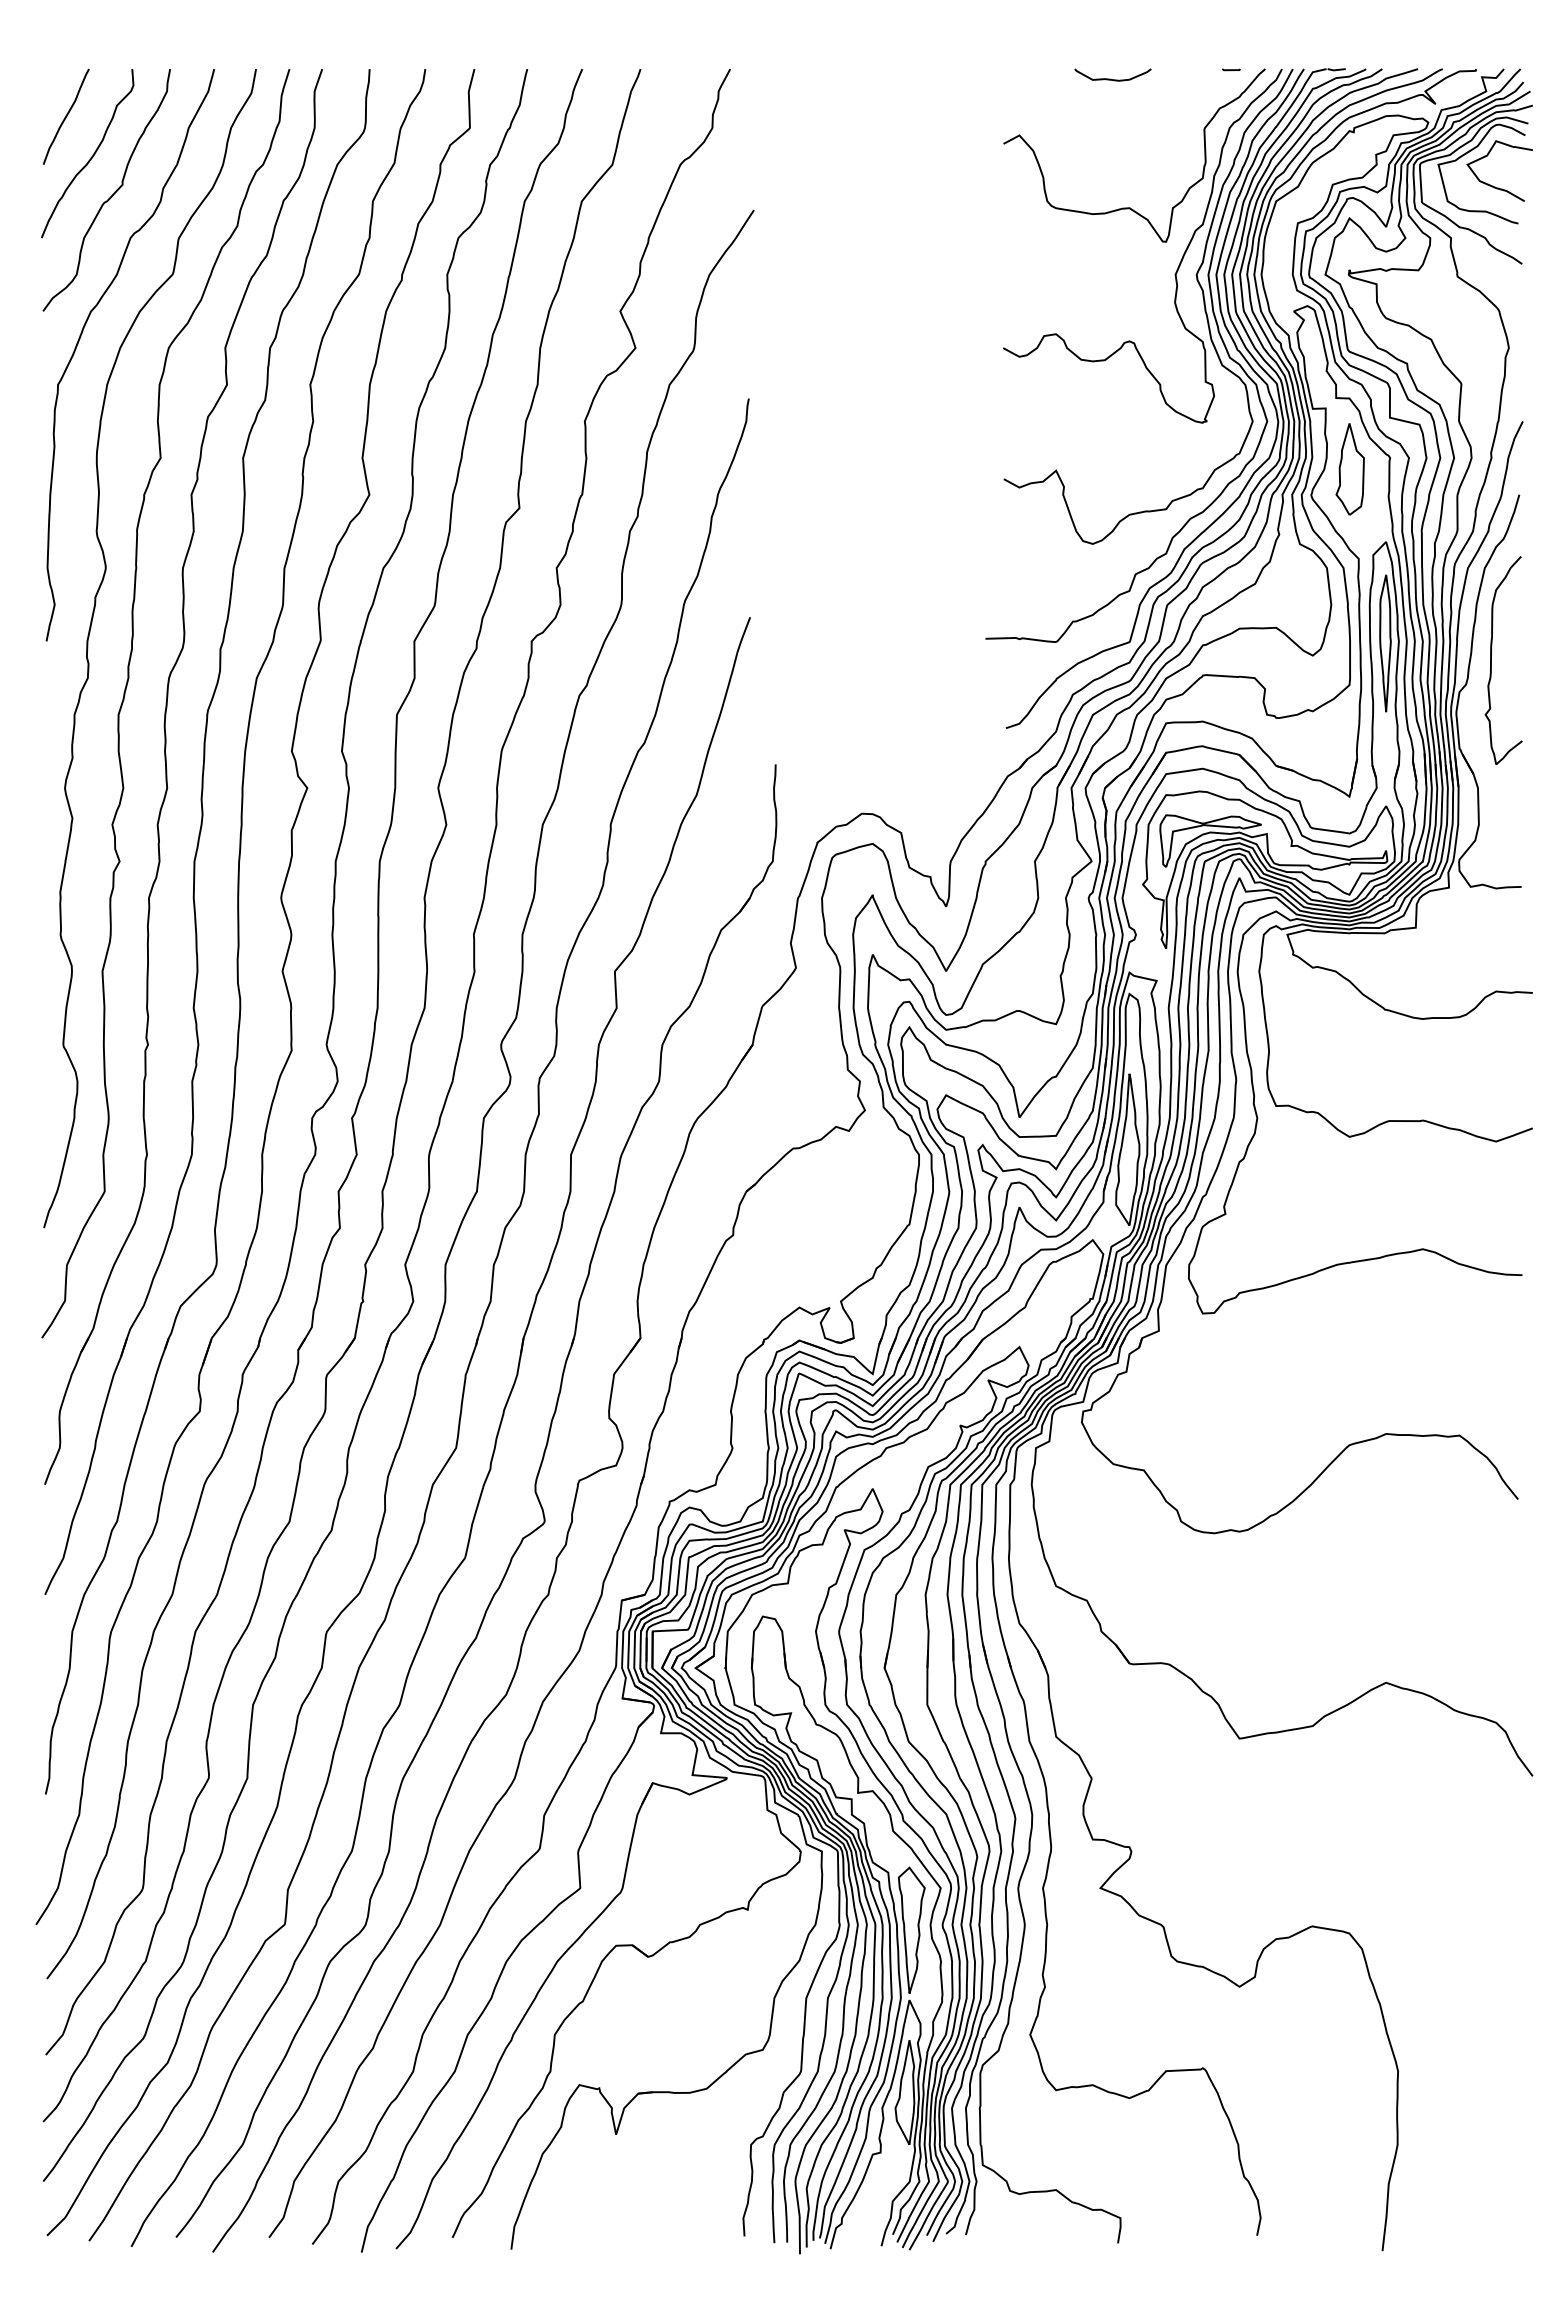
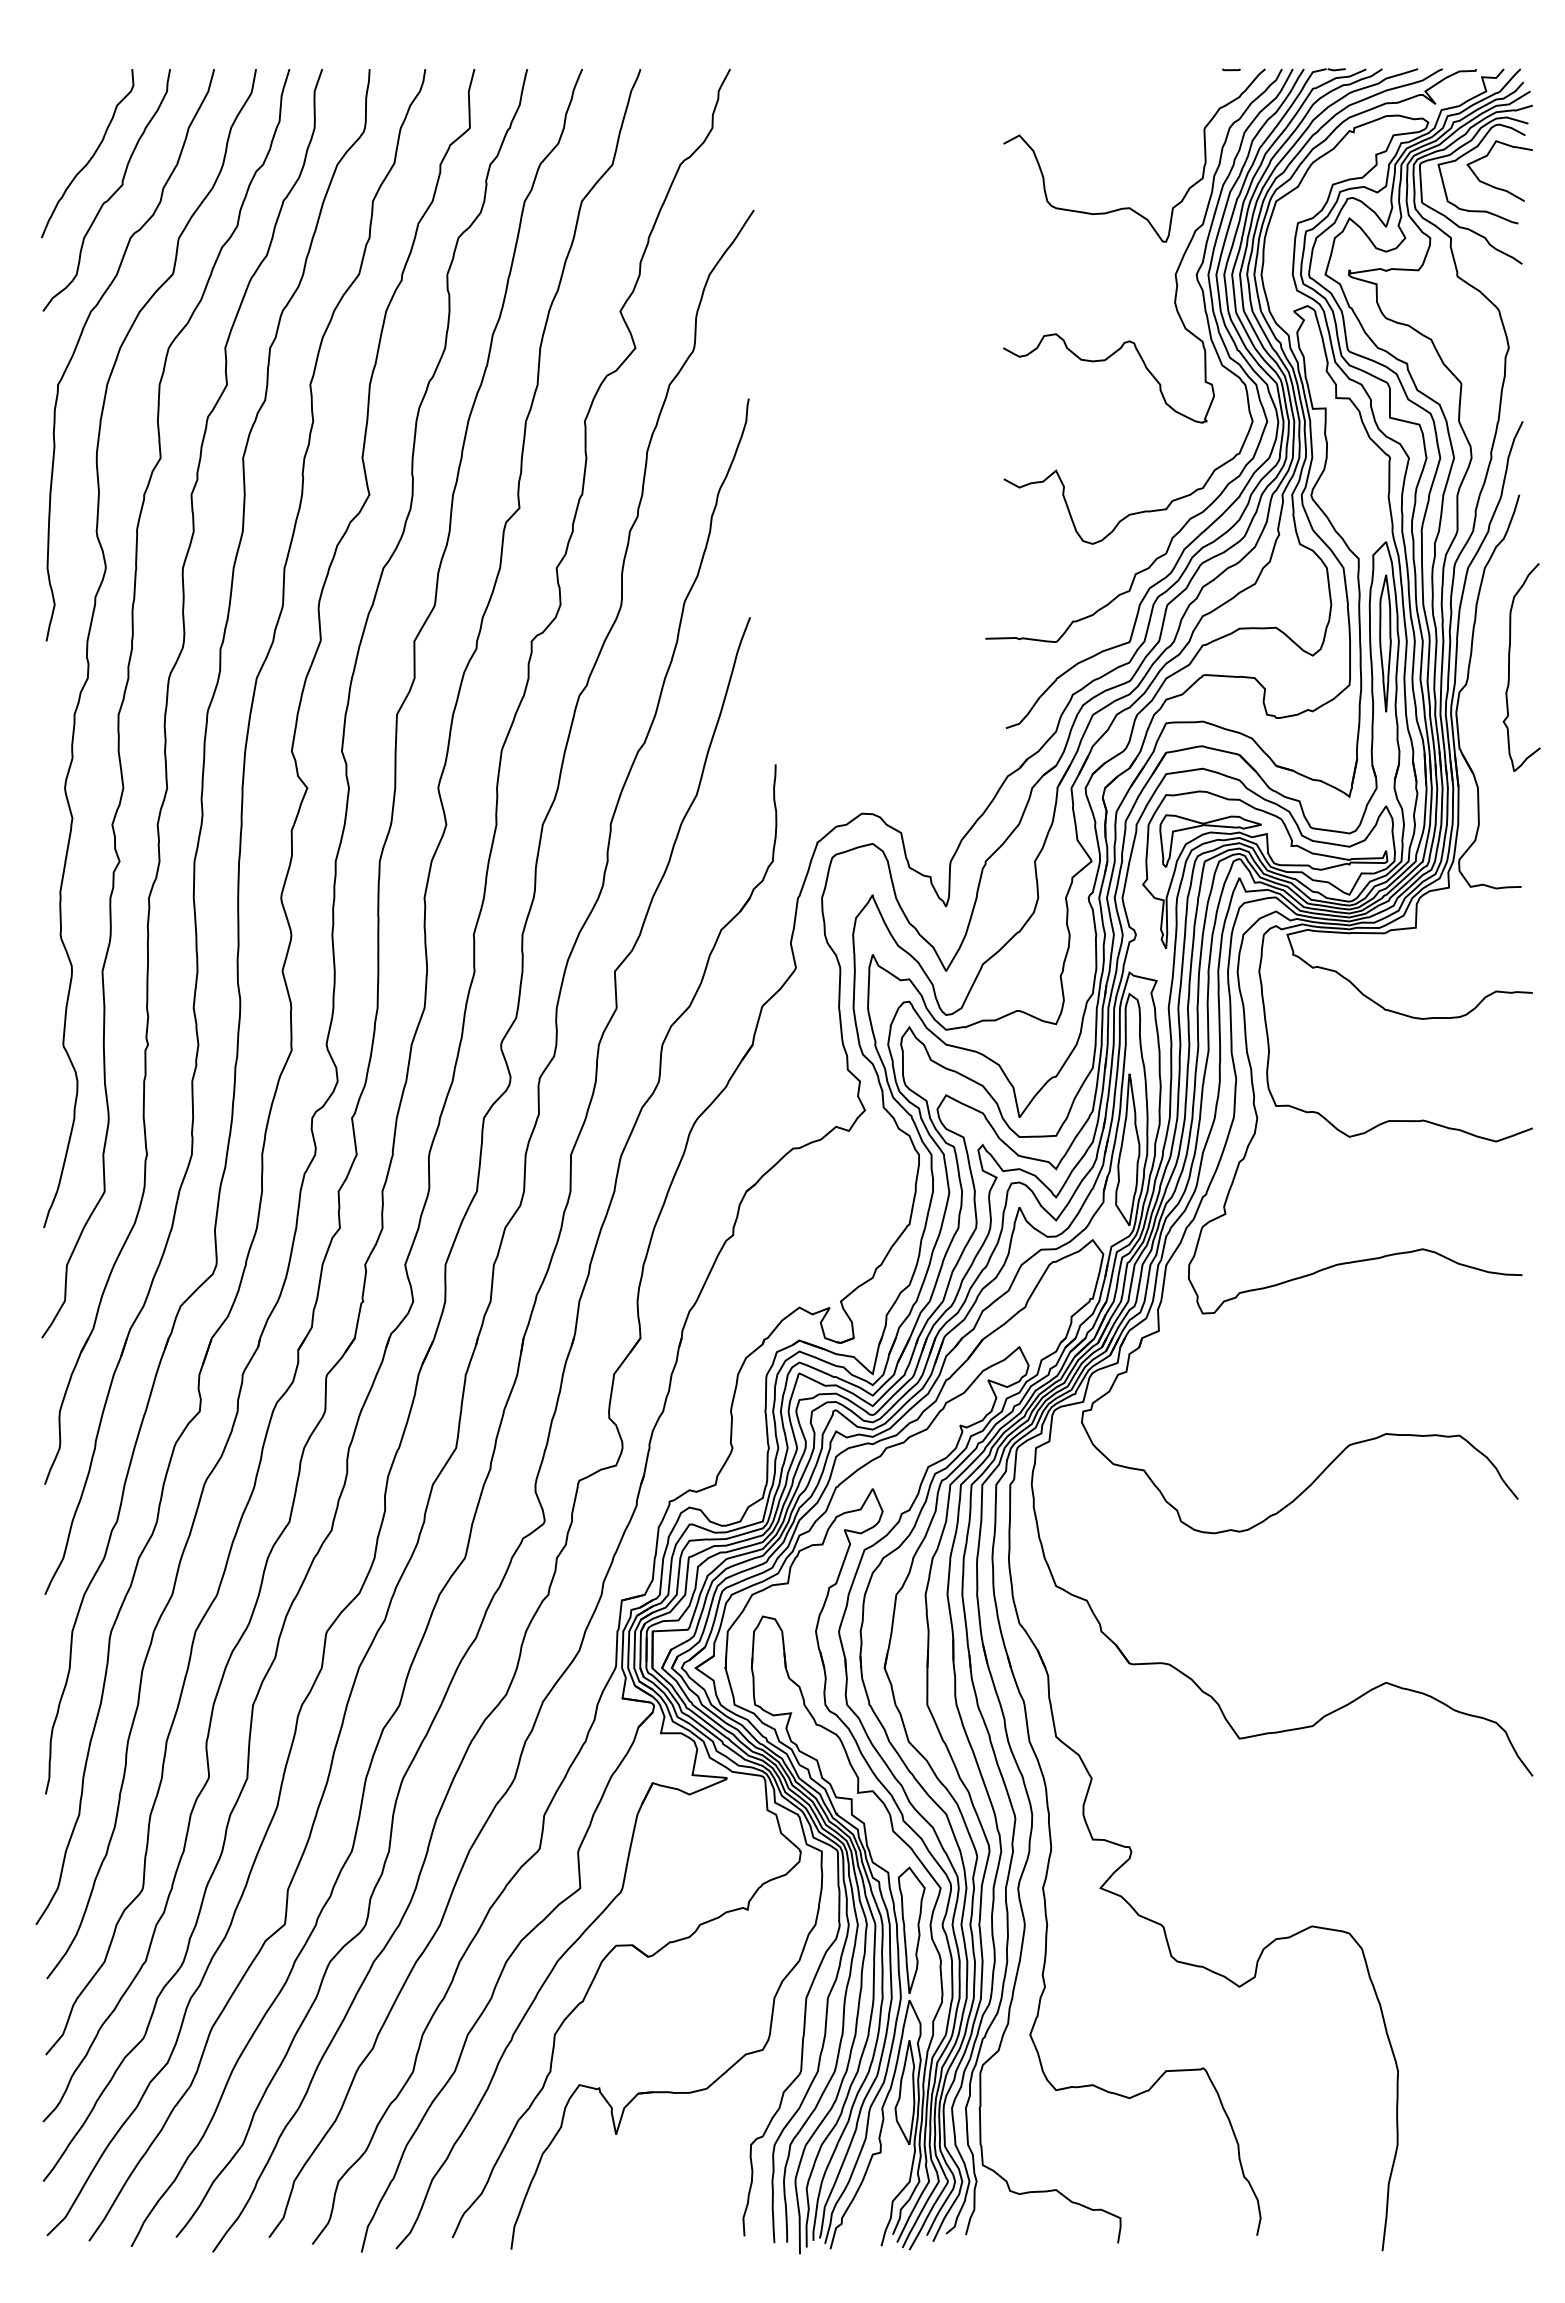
curve: present -> none (1110, 78)
curve: present -> none (65, 116)
part: present -> none (1349, 469)
curve position: (1491, 660) -> (1509, 667) (1509, 667)
